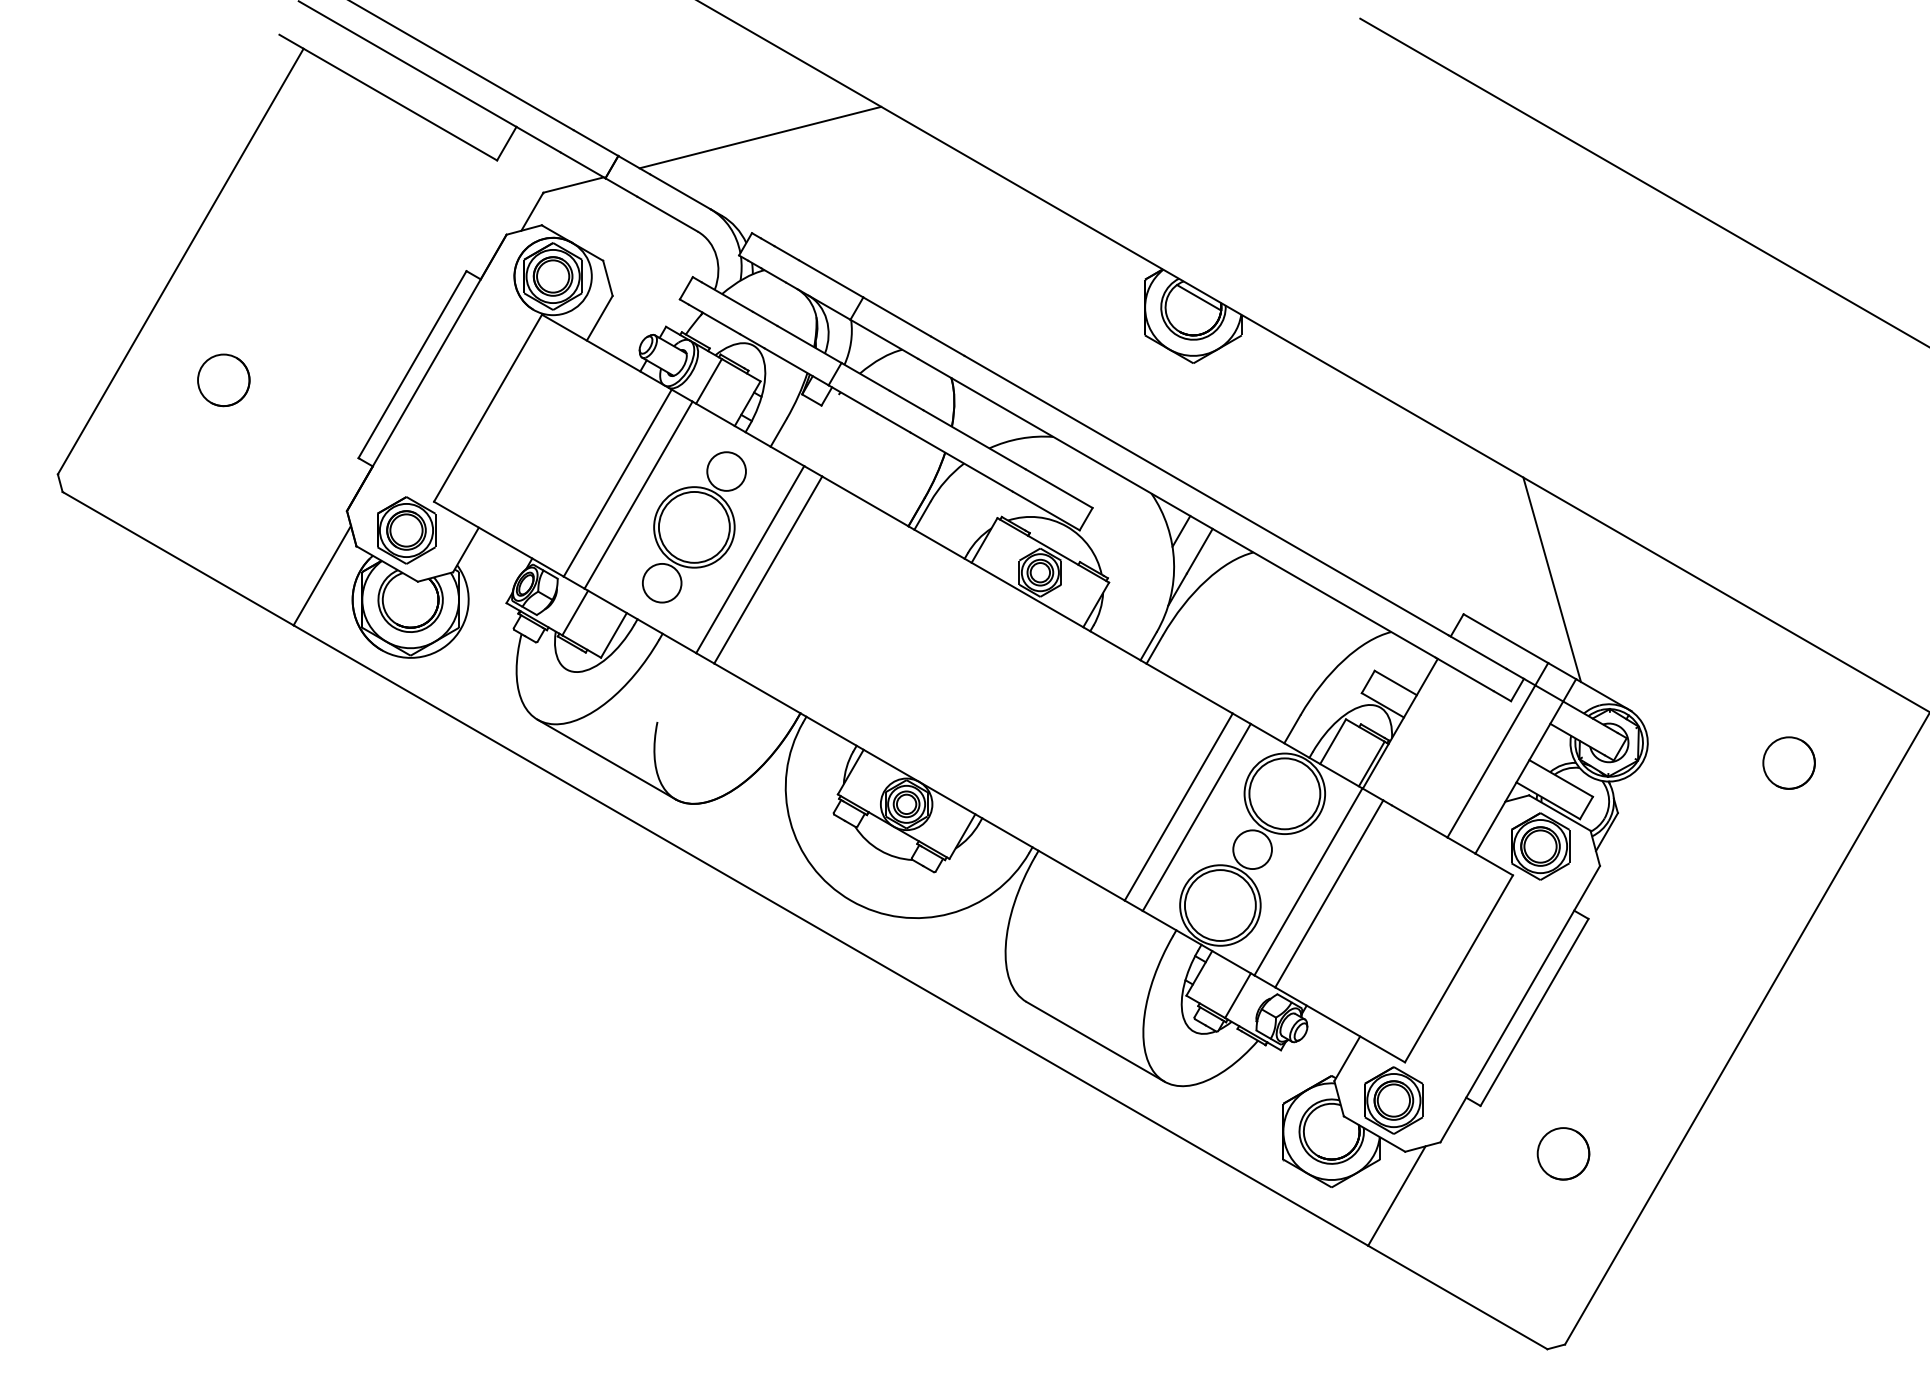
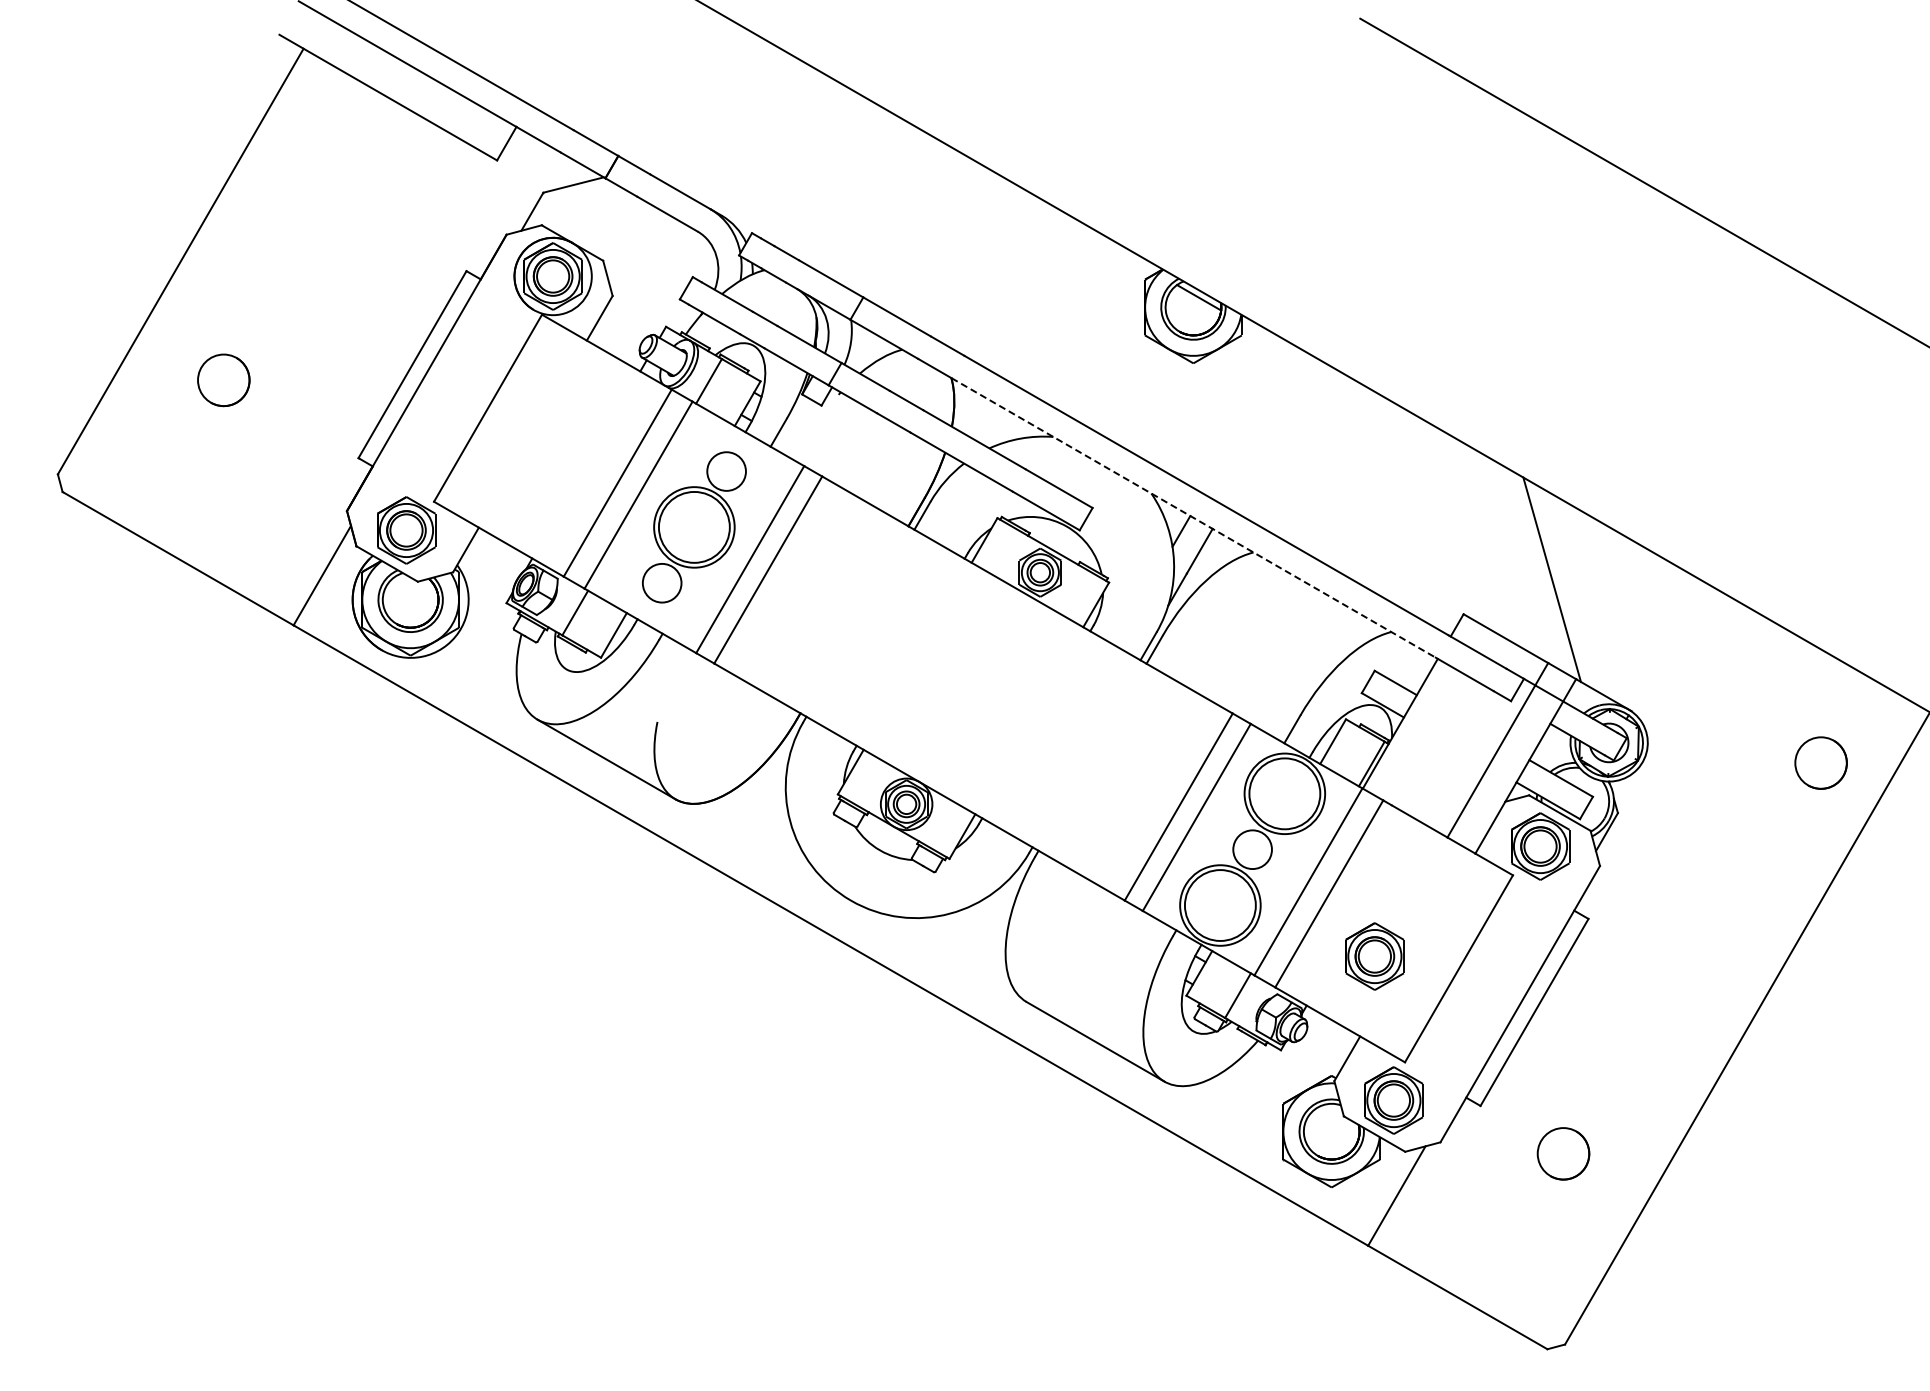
line: present -> none (760, 137)
line: solid -> dashed (1193, 517)
circle position: (1788, 762) -> (1820, 762) (1820, 762)
part: none -> present (1374, 956)
